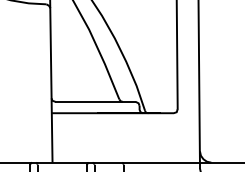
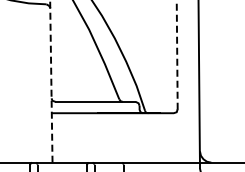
line: solid -> dashed (177, 54)
line: solid -> dashed (51, 80)
